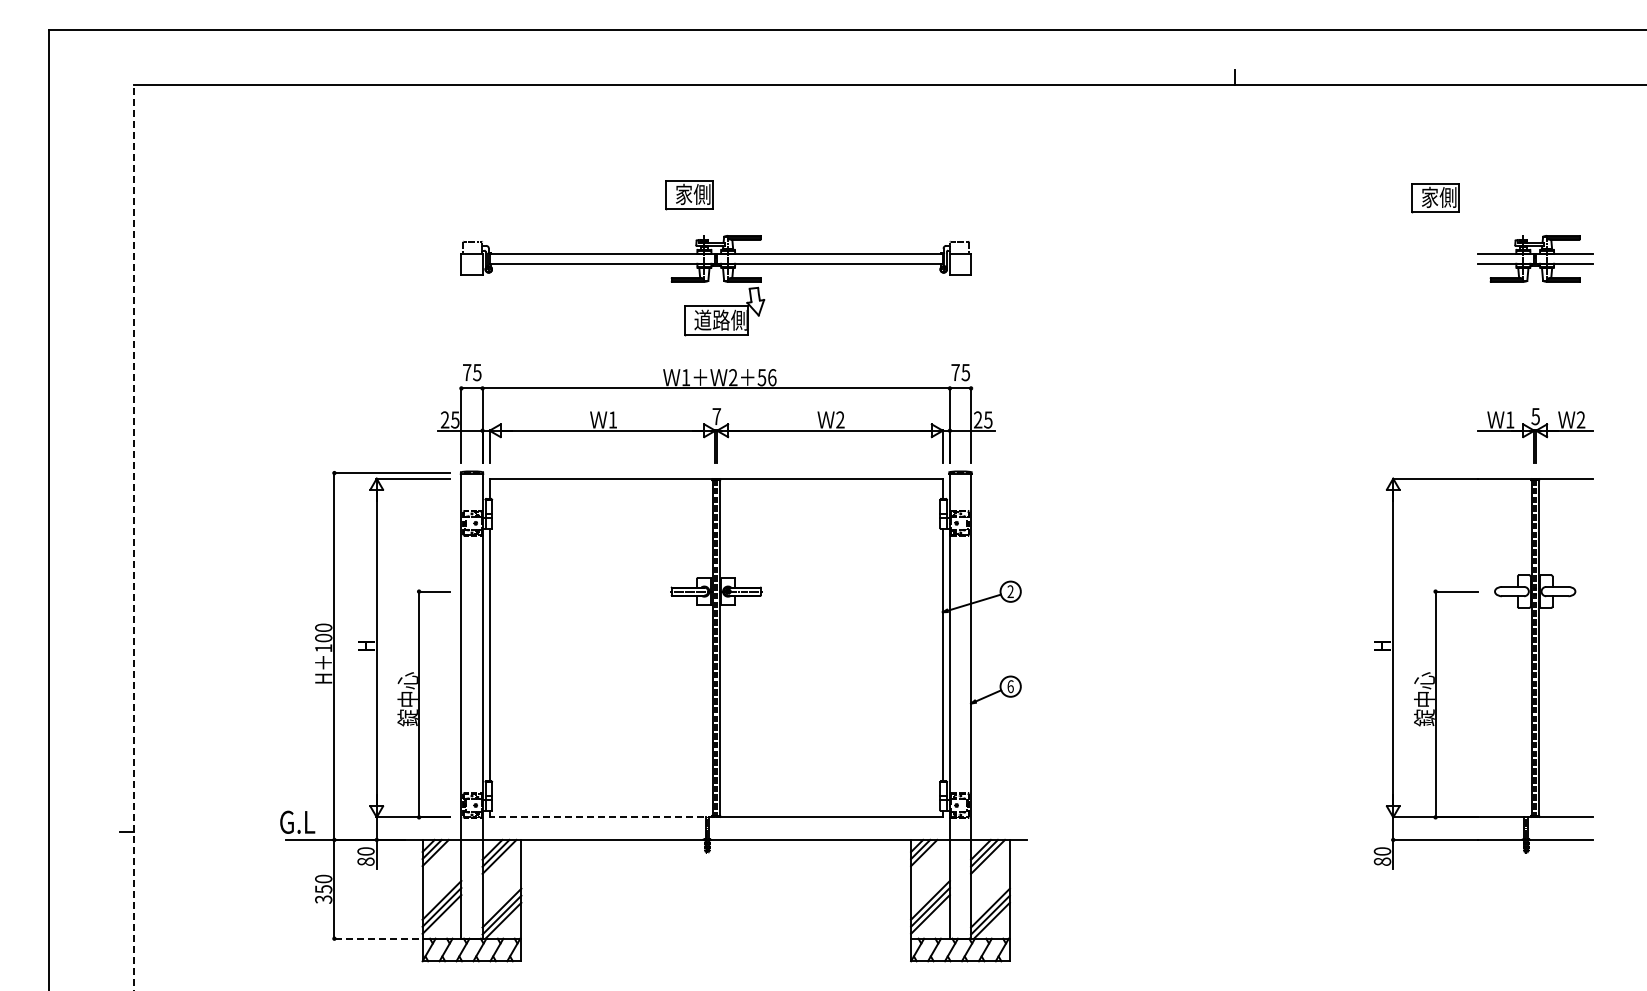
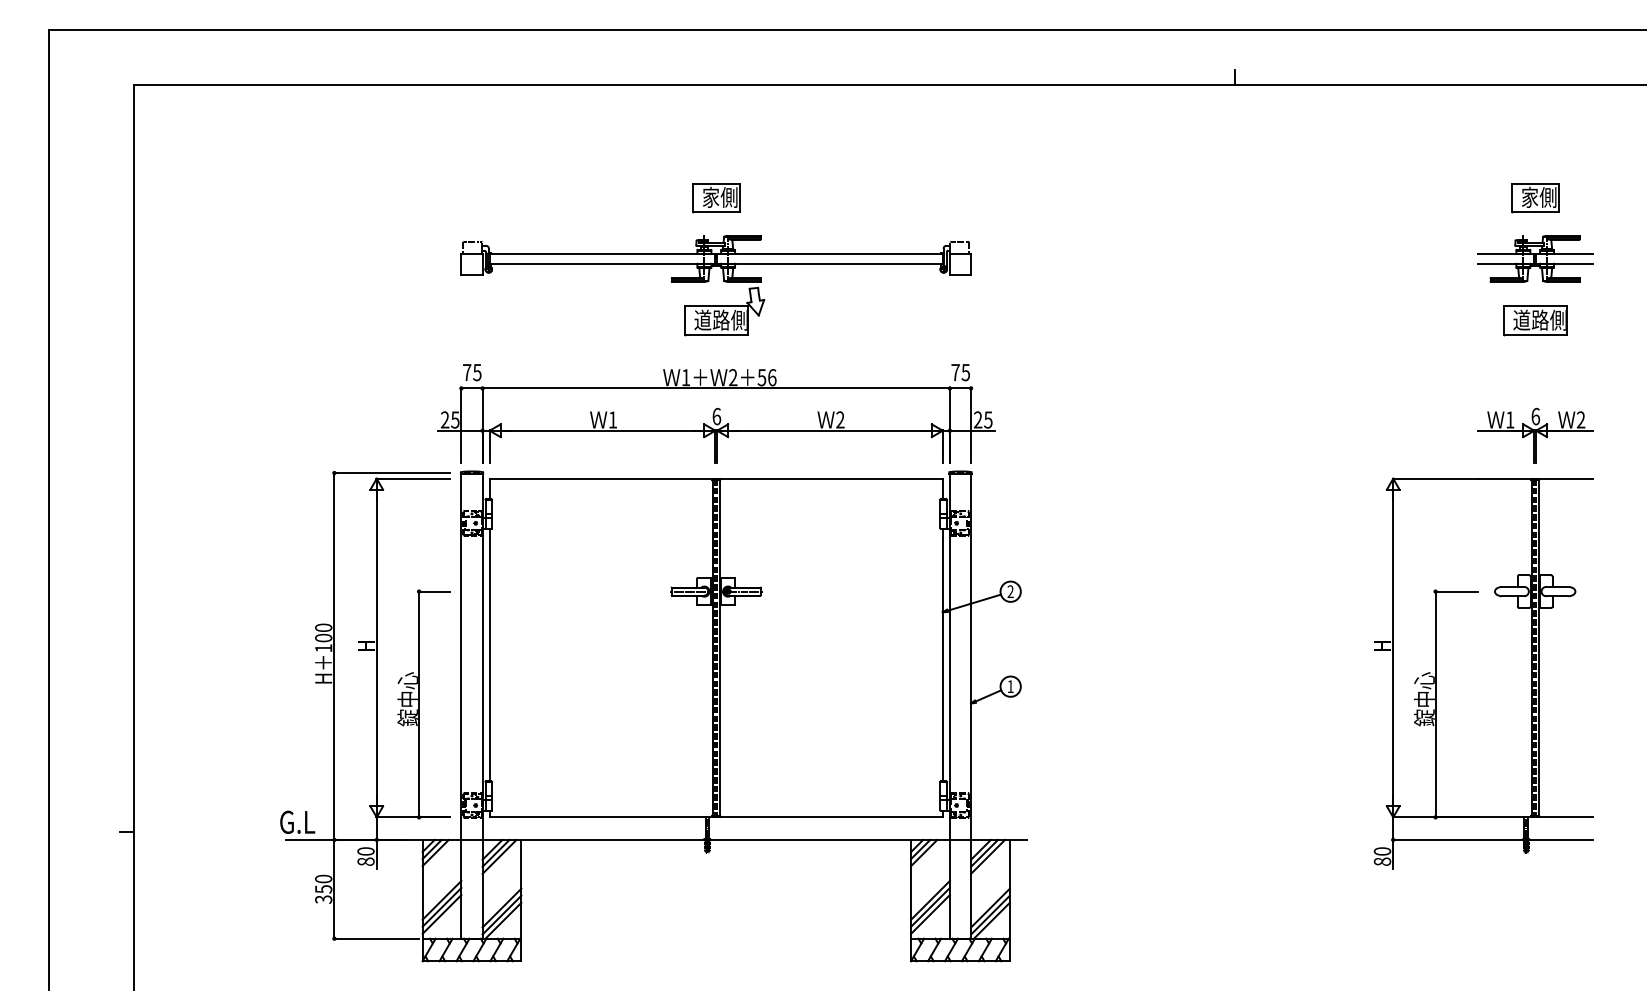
part position: (689, 195) -> (716, 198) (716, 198)
part position: (1435, 198) -> (1535, 198) (1535, 198)
part: none -> present (1535, 320)
text: 7 -> 6 (716, 416)
text: 5 -> 6 (1535, 416)
line: dashed -> solid (134, 537)
text: 6 -> 1 (1010, 686)
line: dashed -> solid (602, 817)
line: dashed -> solid (375, 938)
